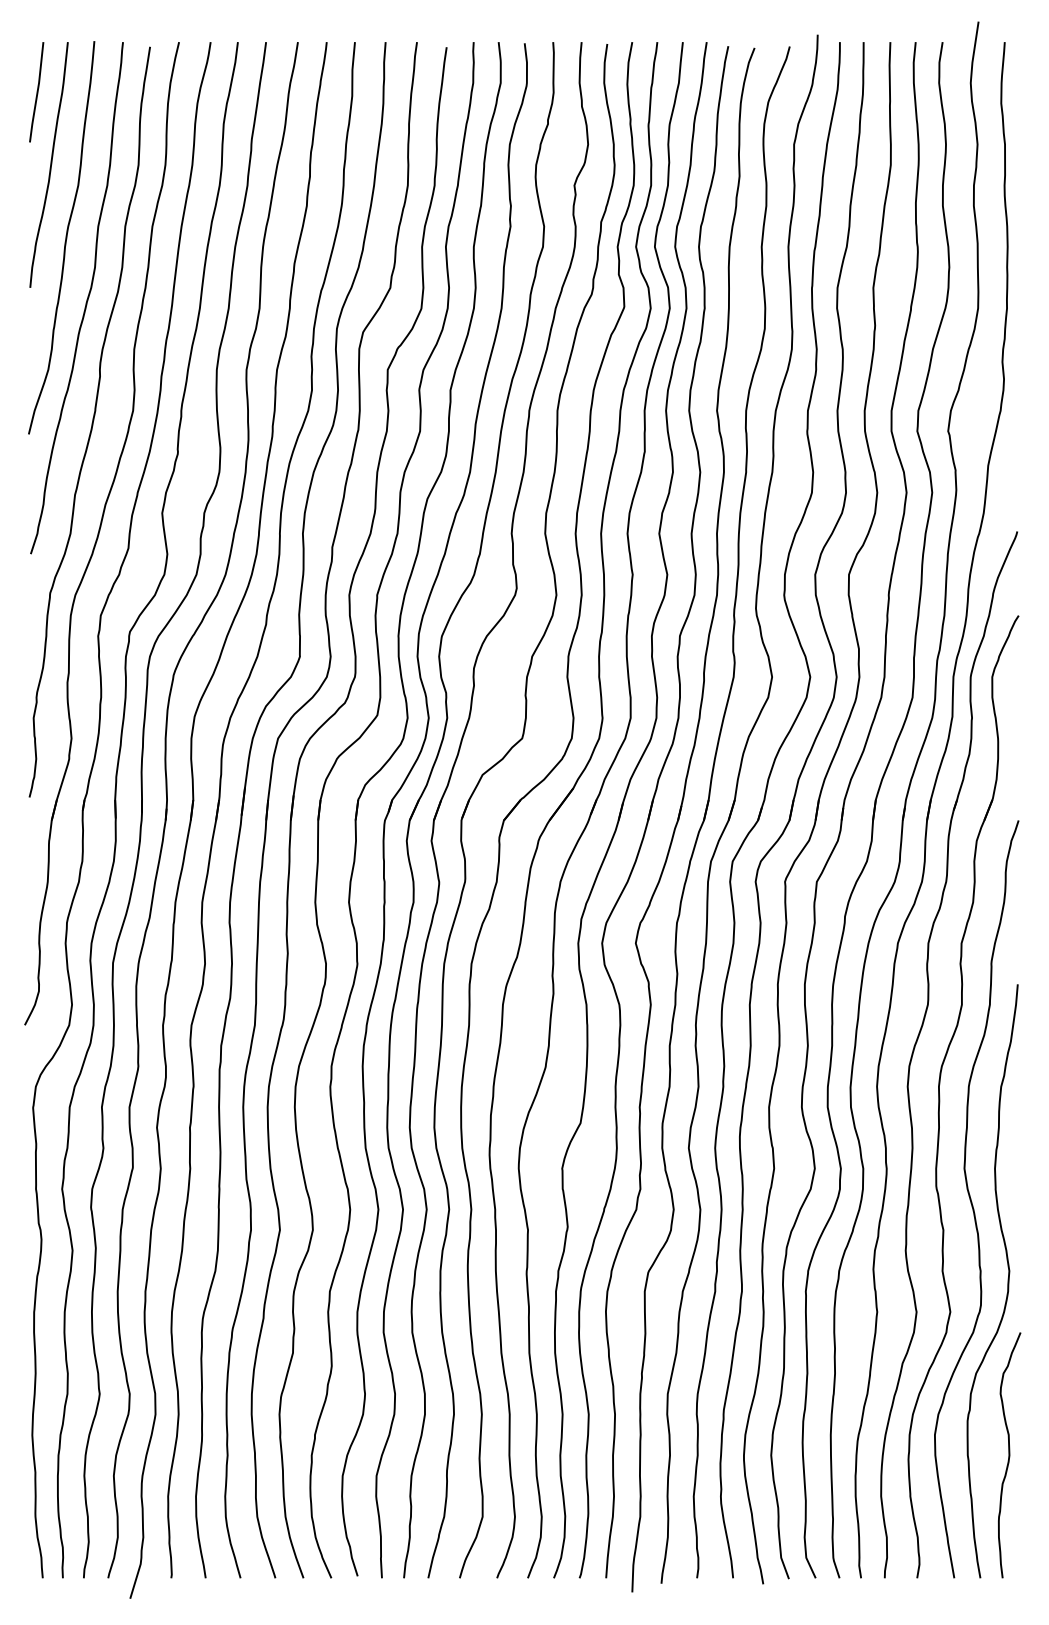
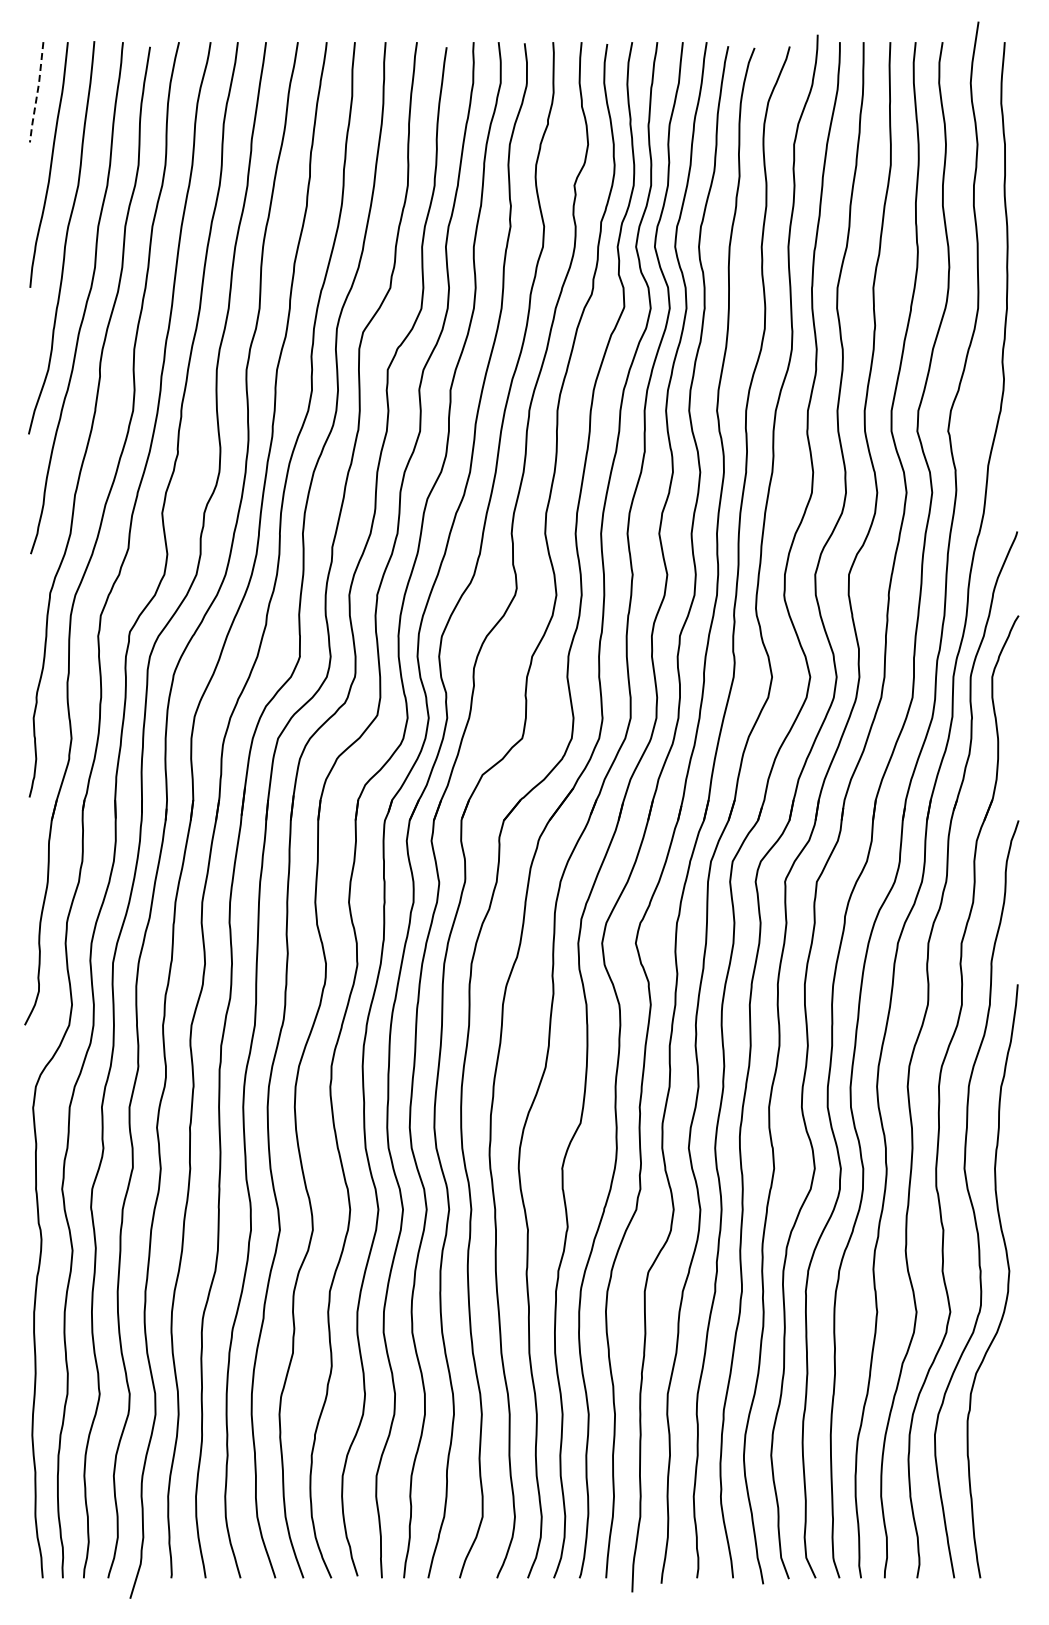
line: solid -> dashed (37, 92)
curve: present -> none (1009, 1455)
